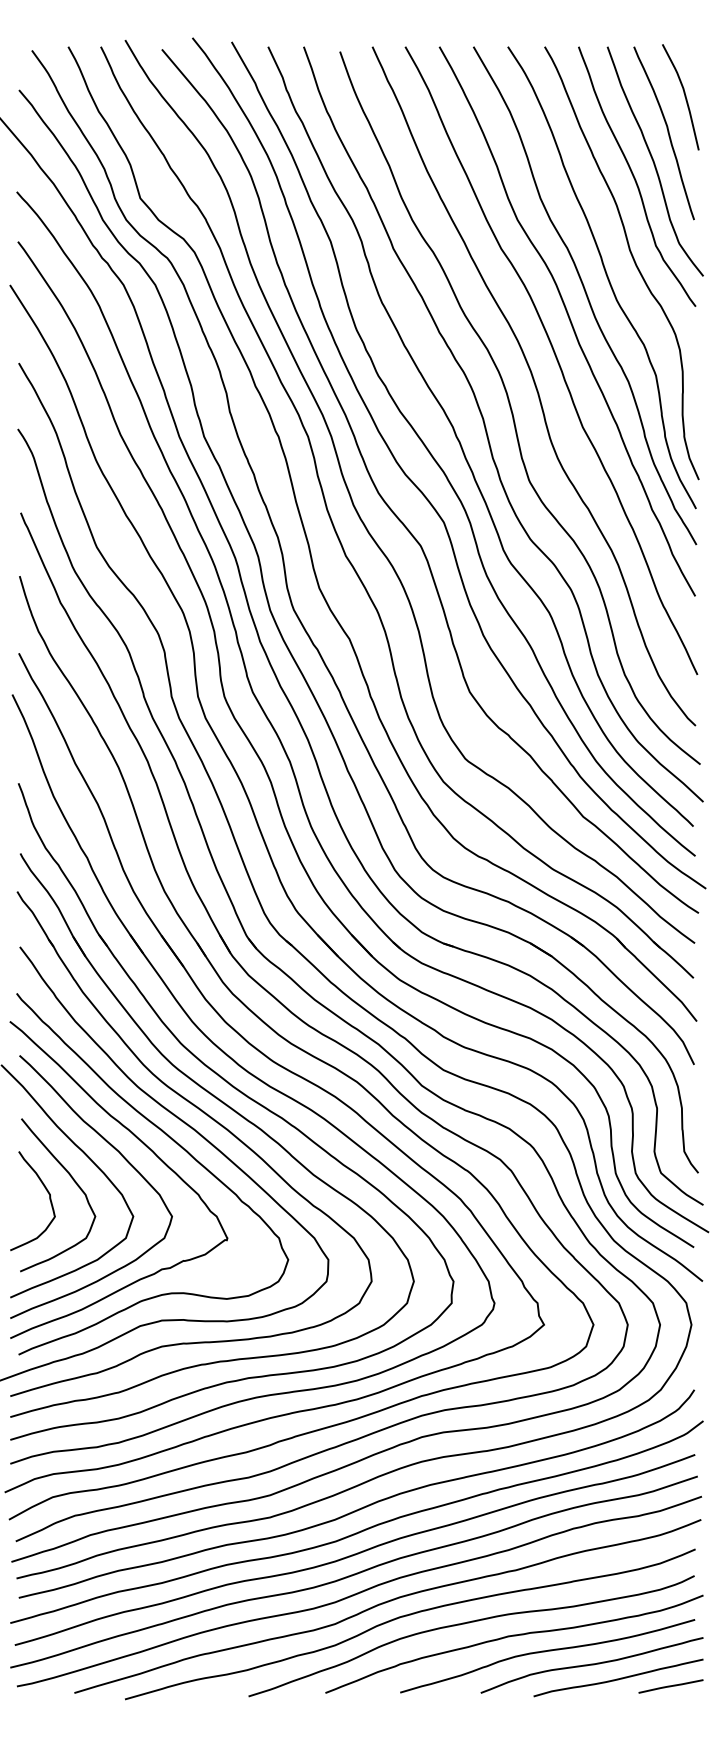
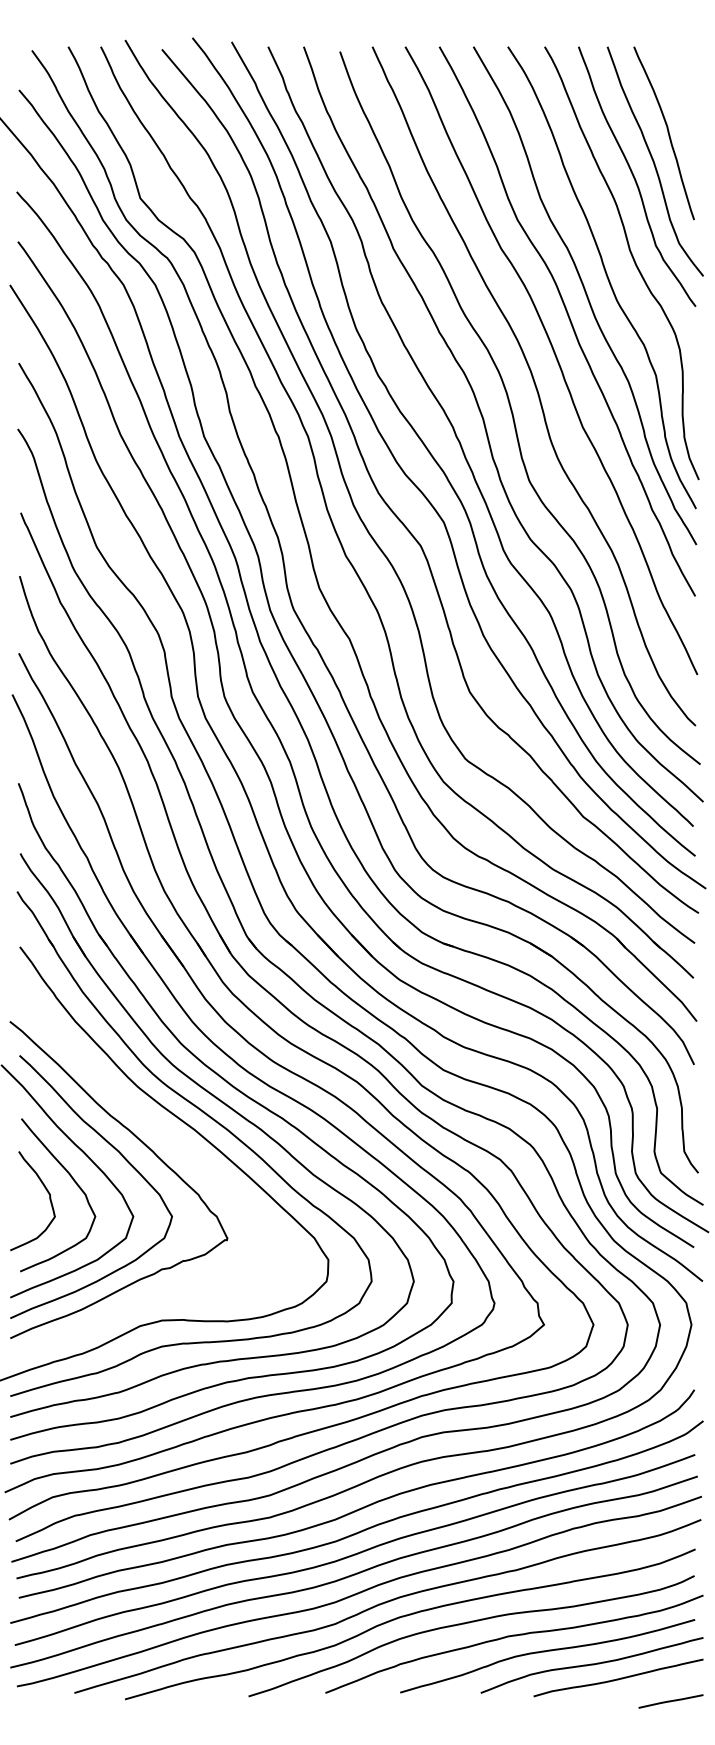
curve: present -> none (684, 97)
curve: present -> none (175, 1143)
line position: (670, 1686) -> (670, 1701) (670, 1701)
